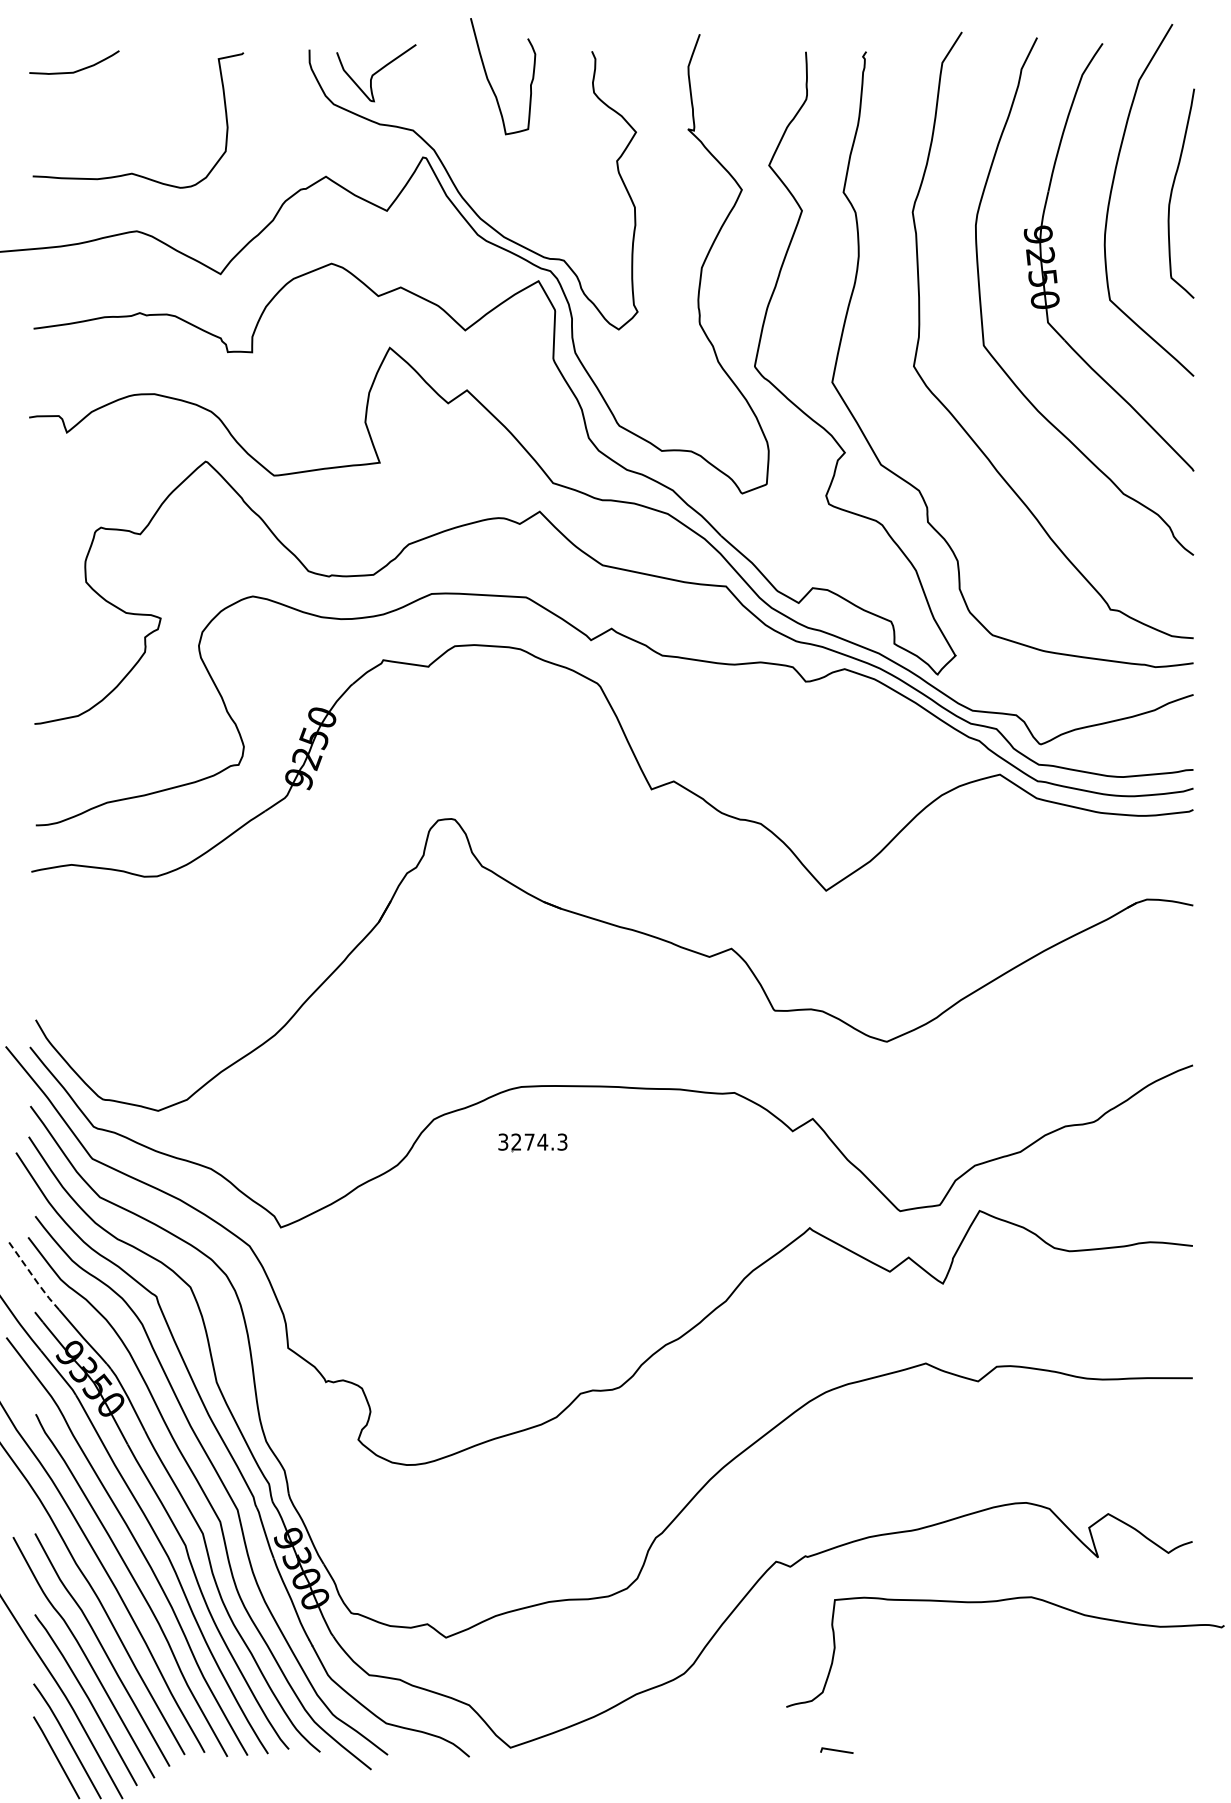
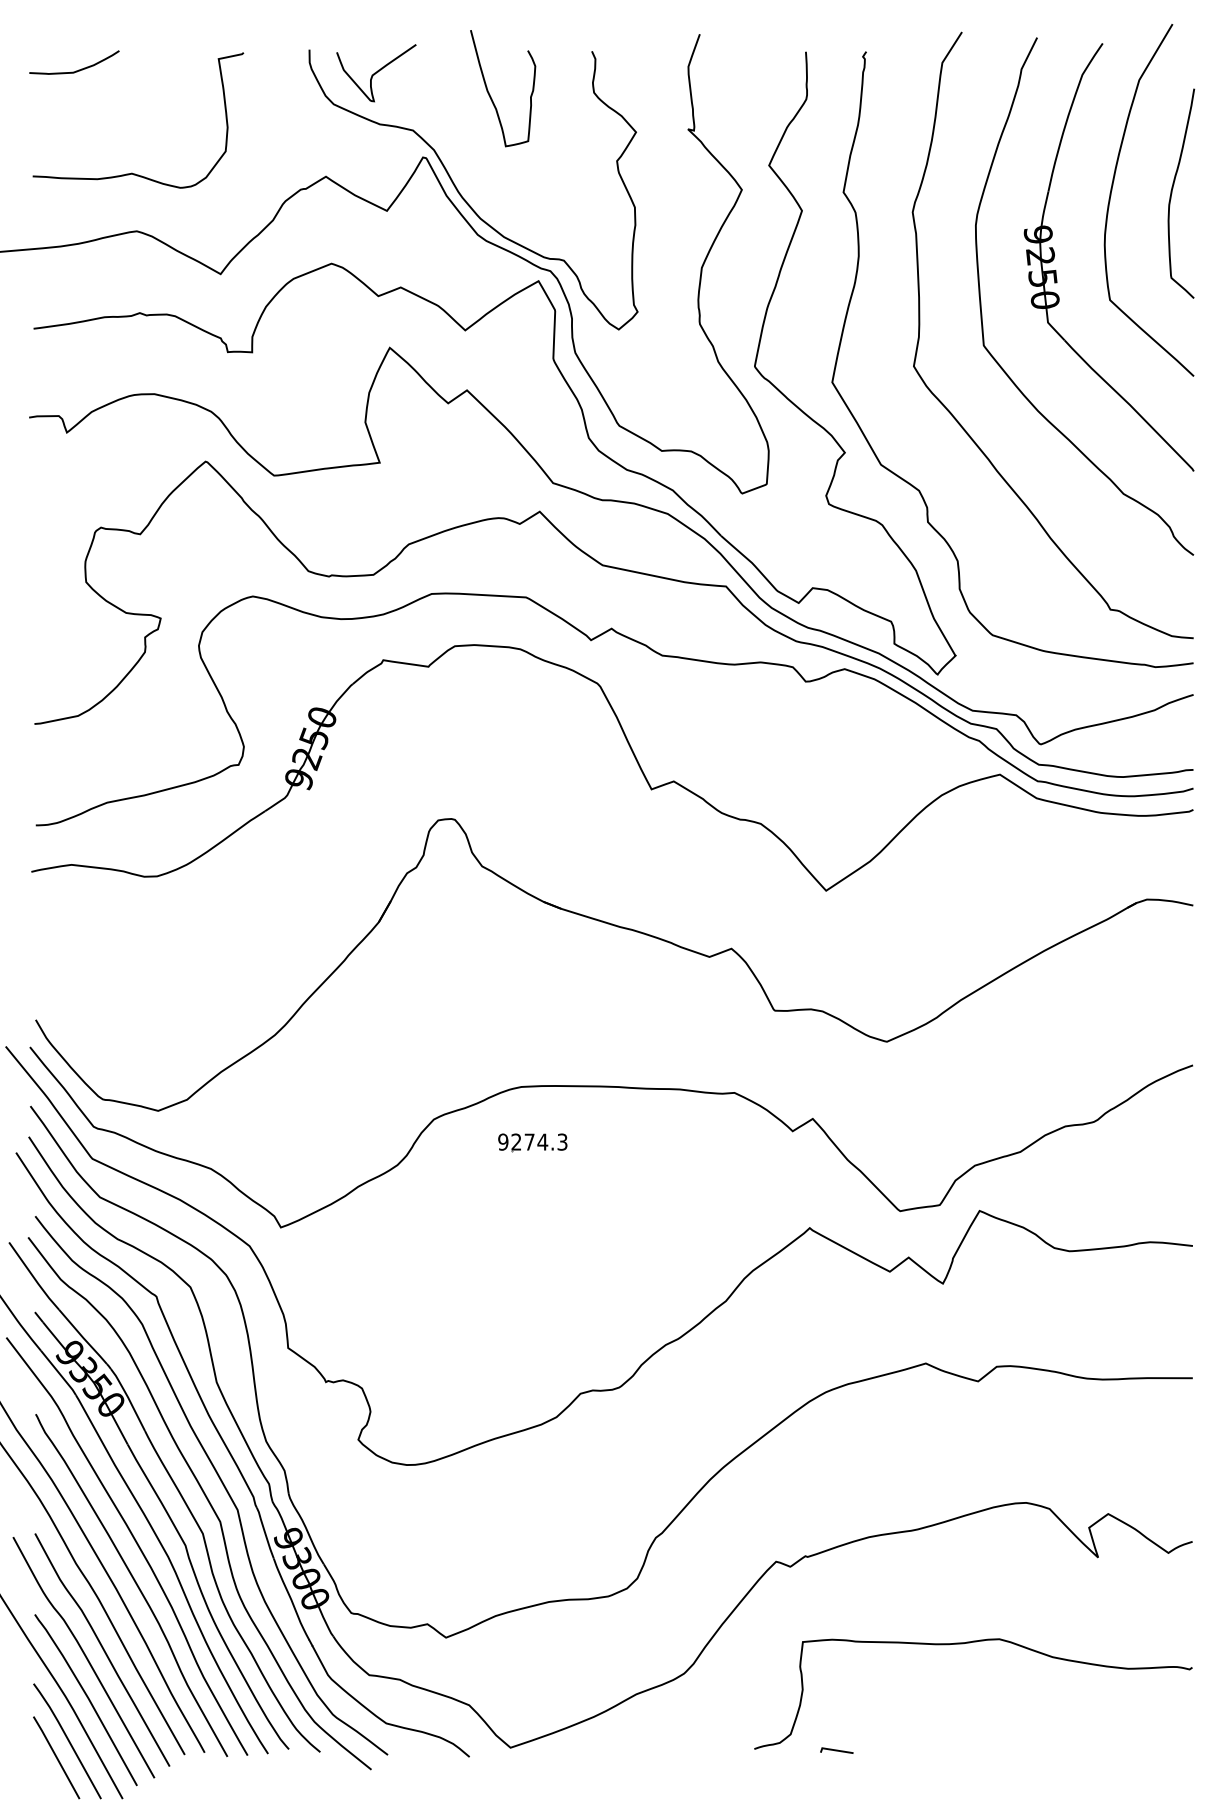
curve position: (490, 82) -> (490, 94) (490, 94)
text: 3274.3 -> 9274.3 (503, 1141)
line: dashed -> solid (34, 1278)
curve position: (995, 1602) -> (963, 1644) (963, 1644)
